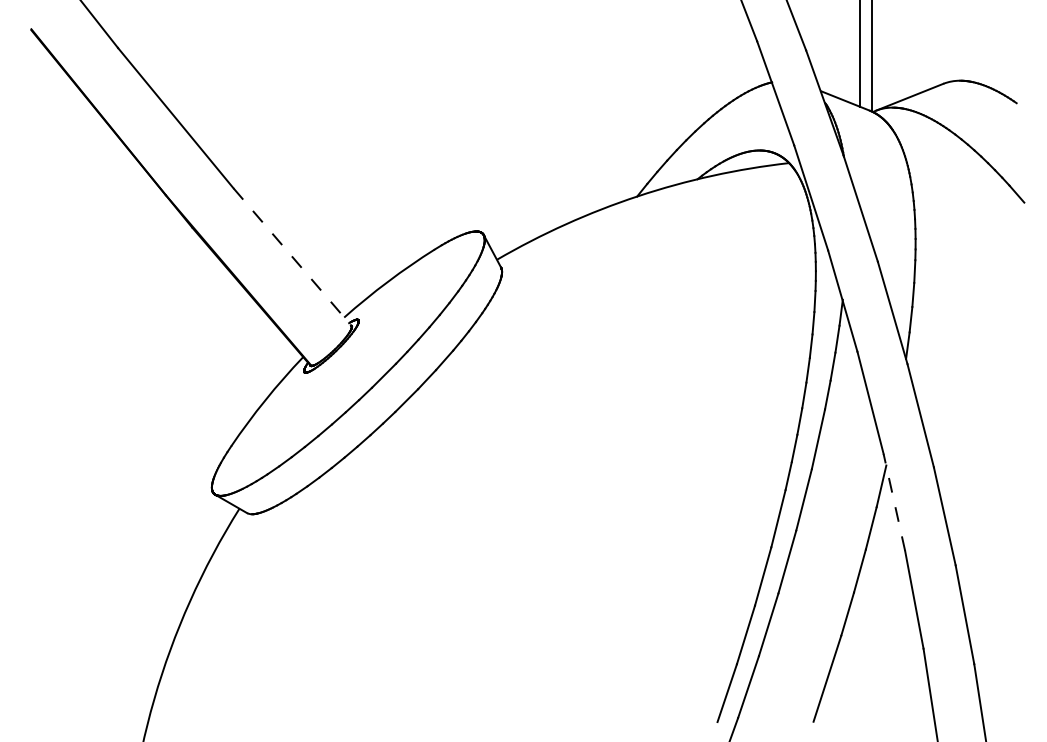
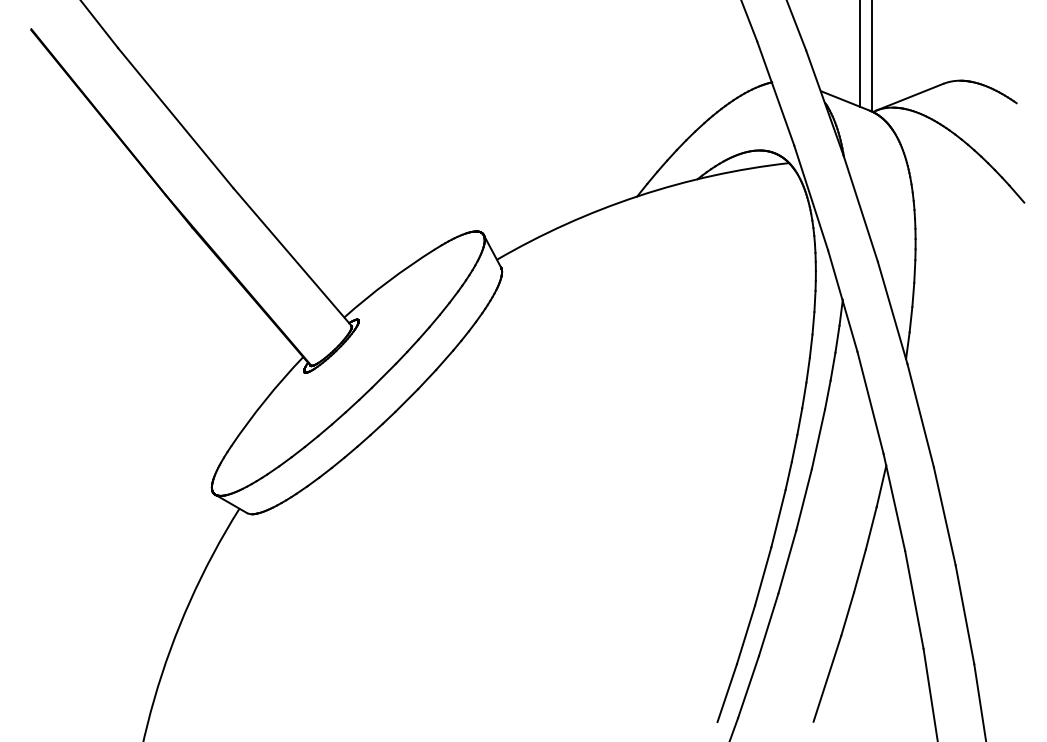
line: dashed -> solid (292, 257)
line: dashed -> solid (894, 502)
